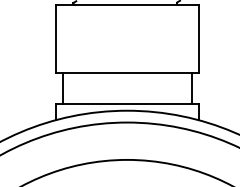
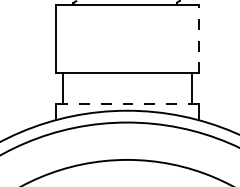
line: solid -> dashed (198, 39)
line: solid -> dashed (126, 103)
